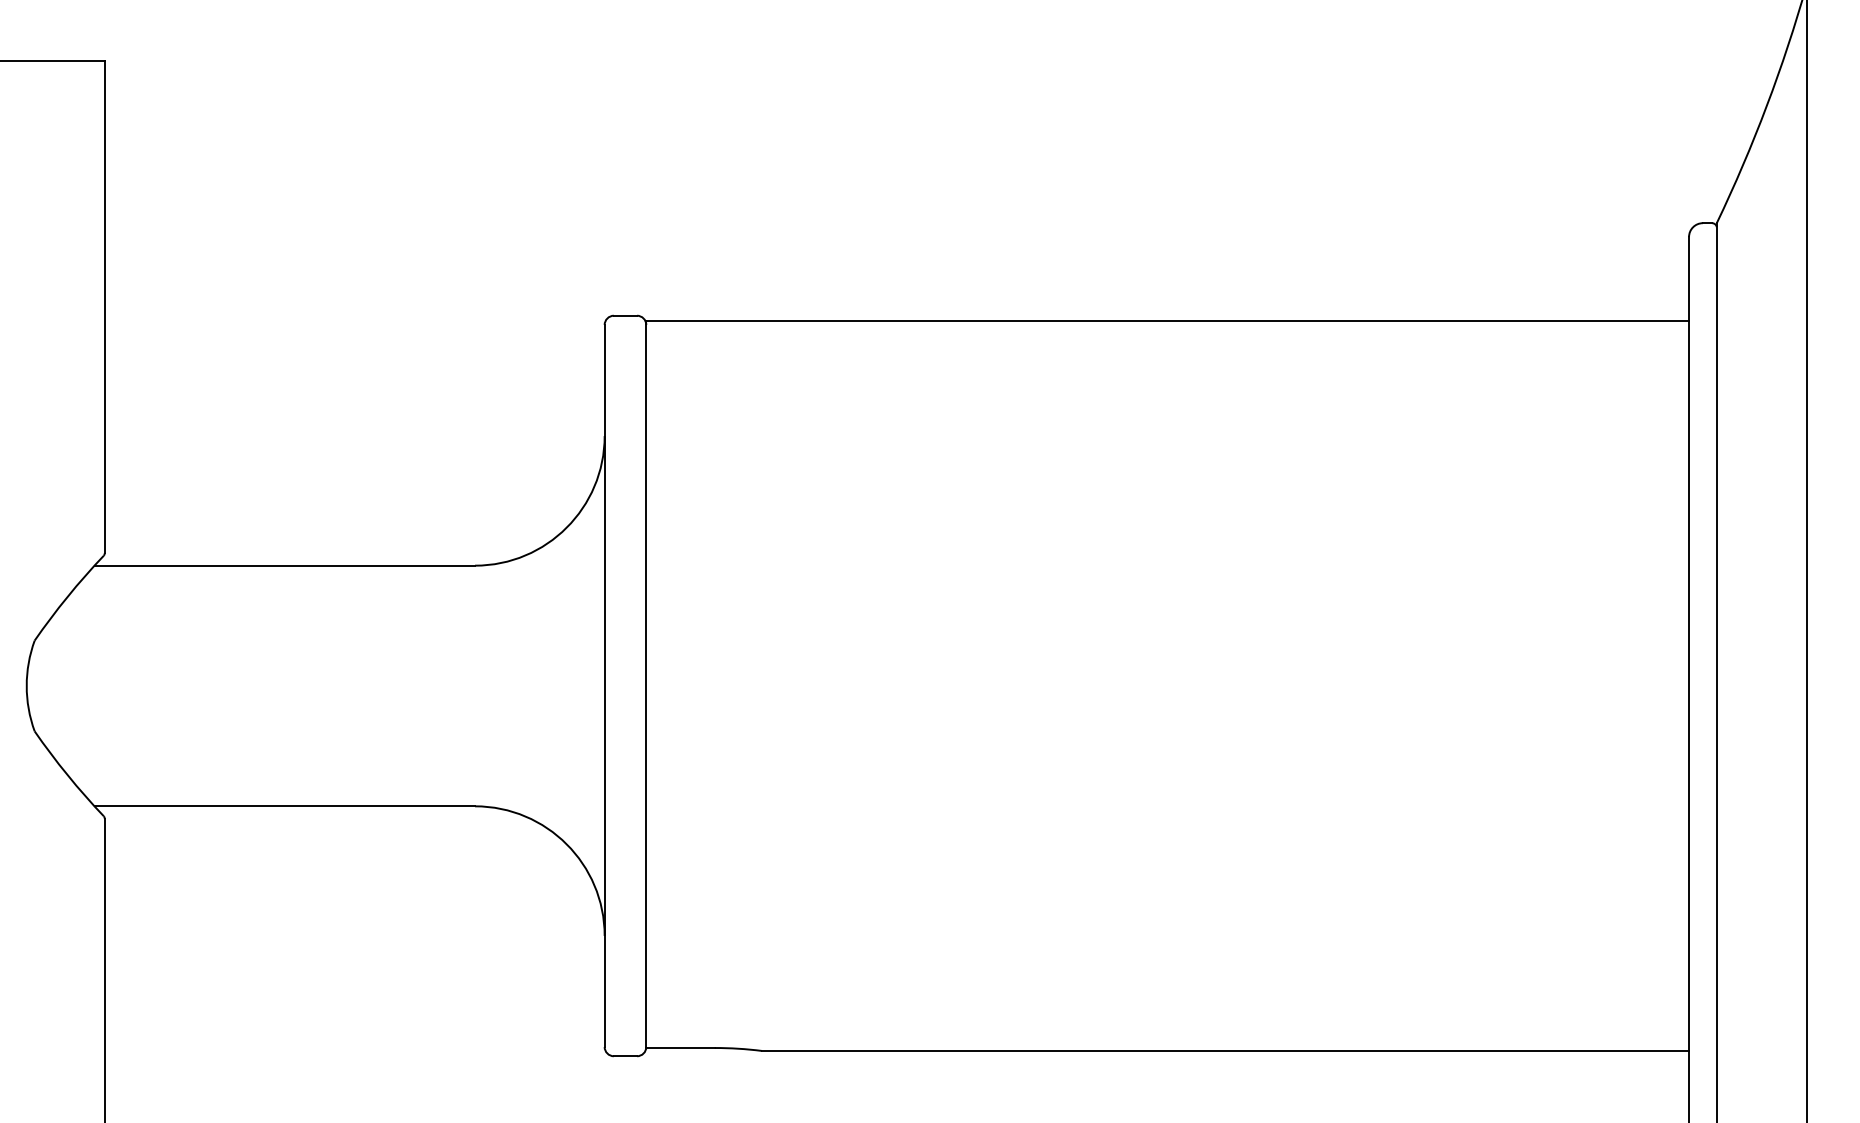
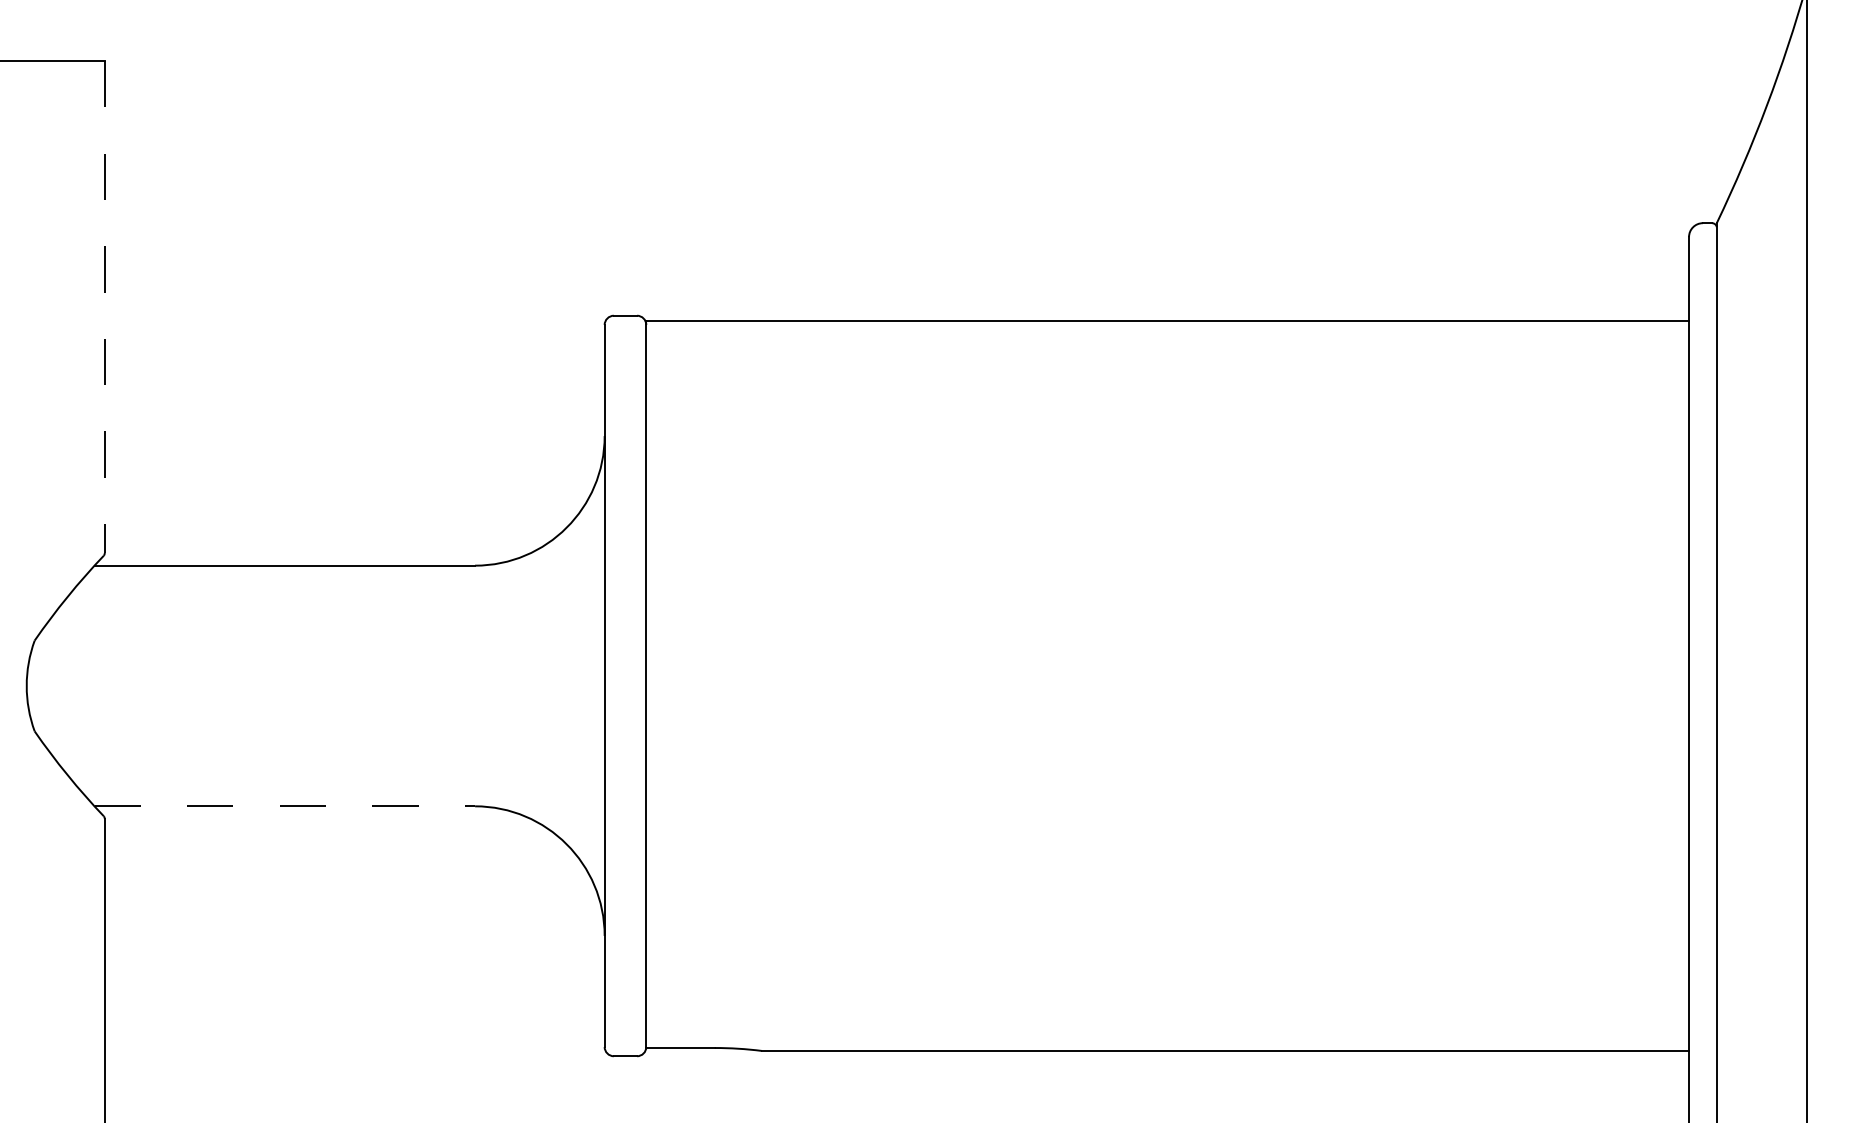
line: solid -> dashed (104, 307)
line: solid -> dashed (285, 806)
